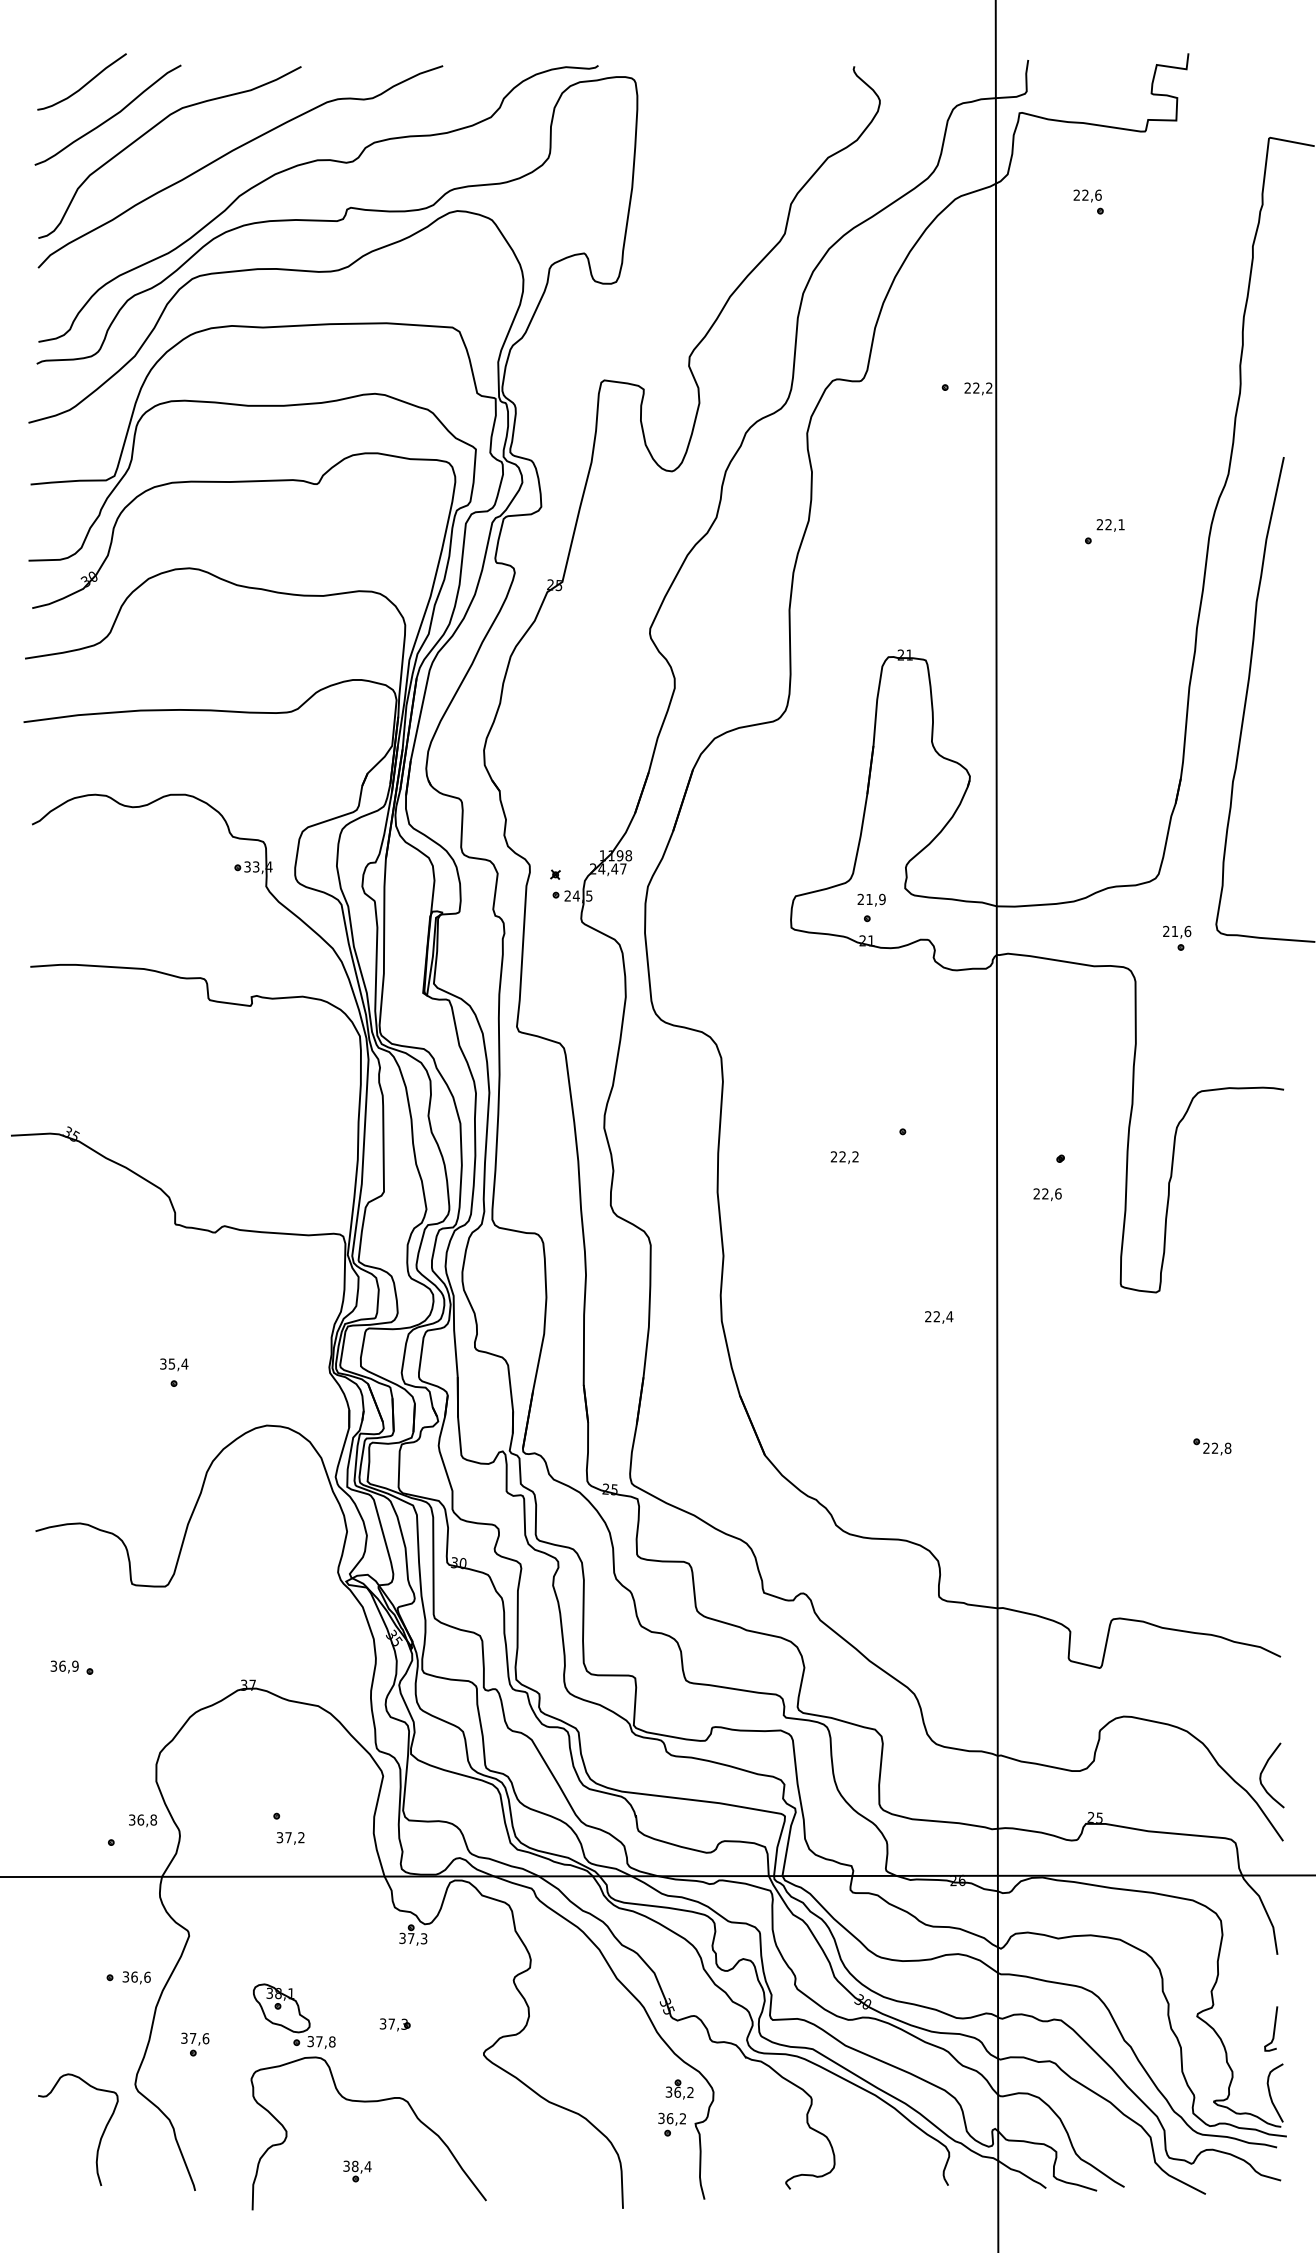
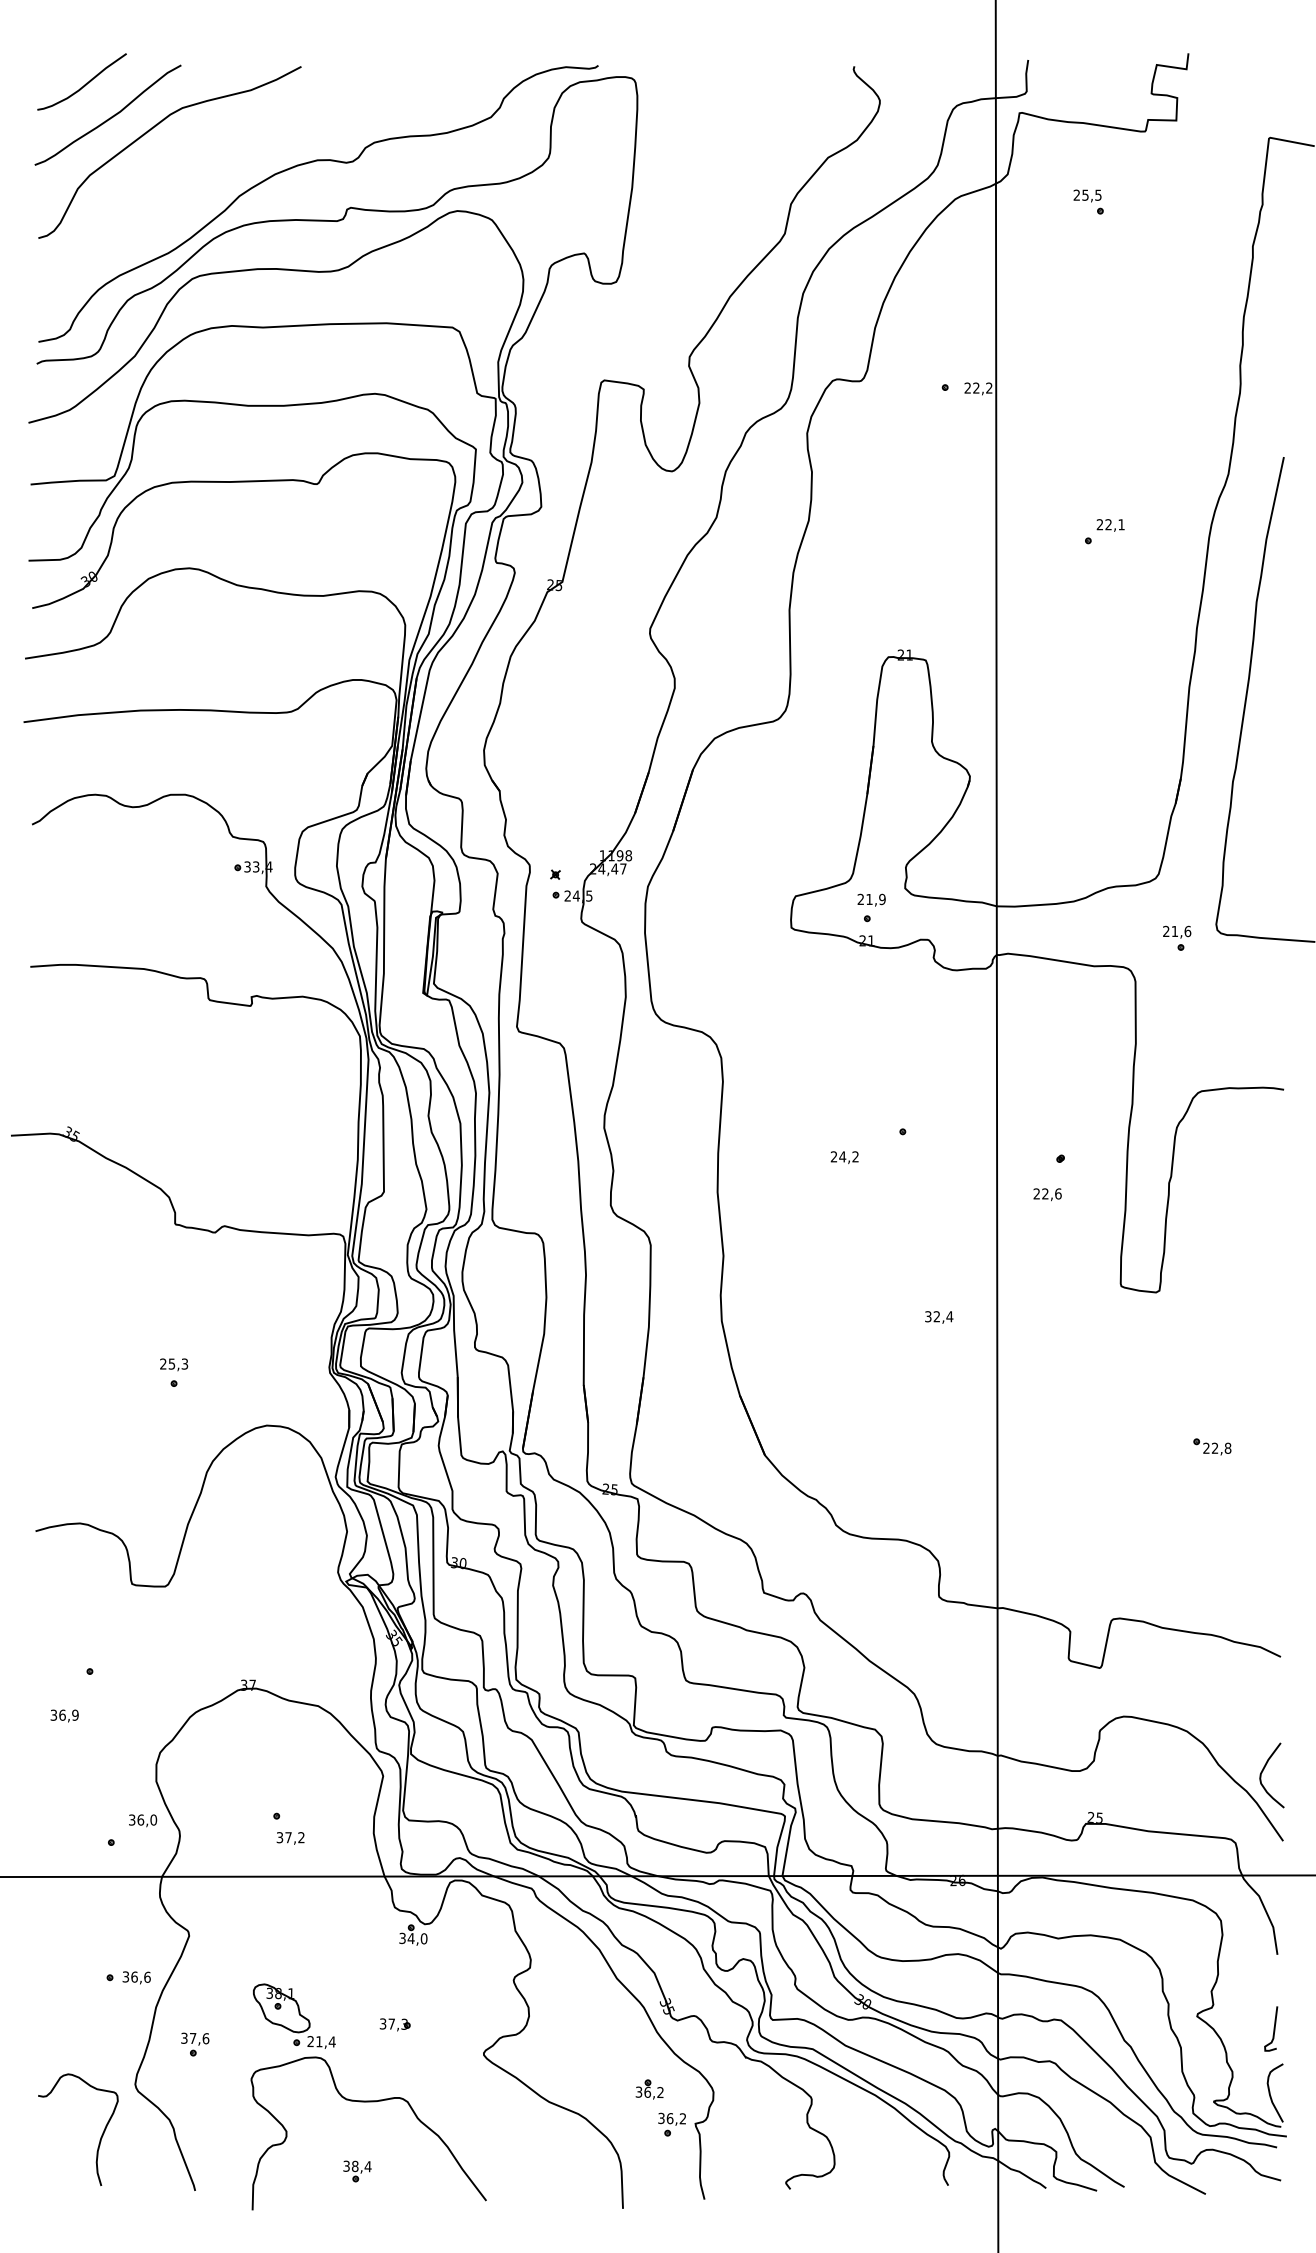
curve: present -> none (233, 151)
text: 22,6 -> 25,5 (1091, 194)
text: 22,2 -> 24,2 (842, 1156)
text: 22,4 -> 32,4 (928, 1317)
text: 35,4 -> 25,3 (174, 1363)
text position: (64, 1666) -> (64, 1715) (64, 1715)
text: 36,8 -> 36,0 (153, 1819)
text: 37,3 -> 34,0 (417, 1938)
text: 37,8 -> 21,4 (321, 2041)
part position: (679, 2089) -> (649, 2089) (649, 2089)
